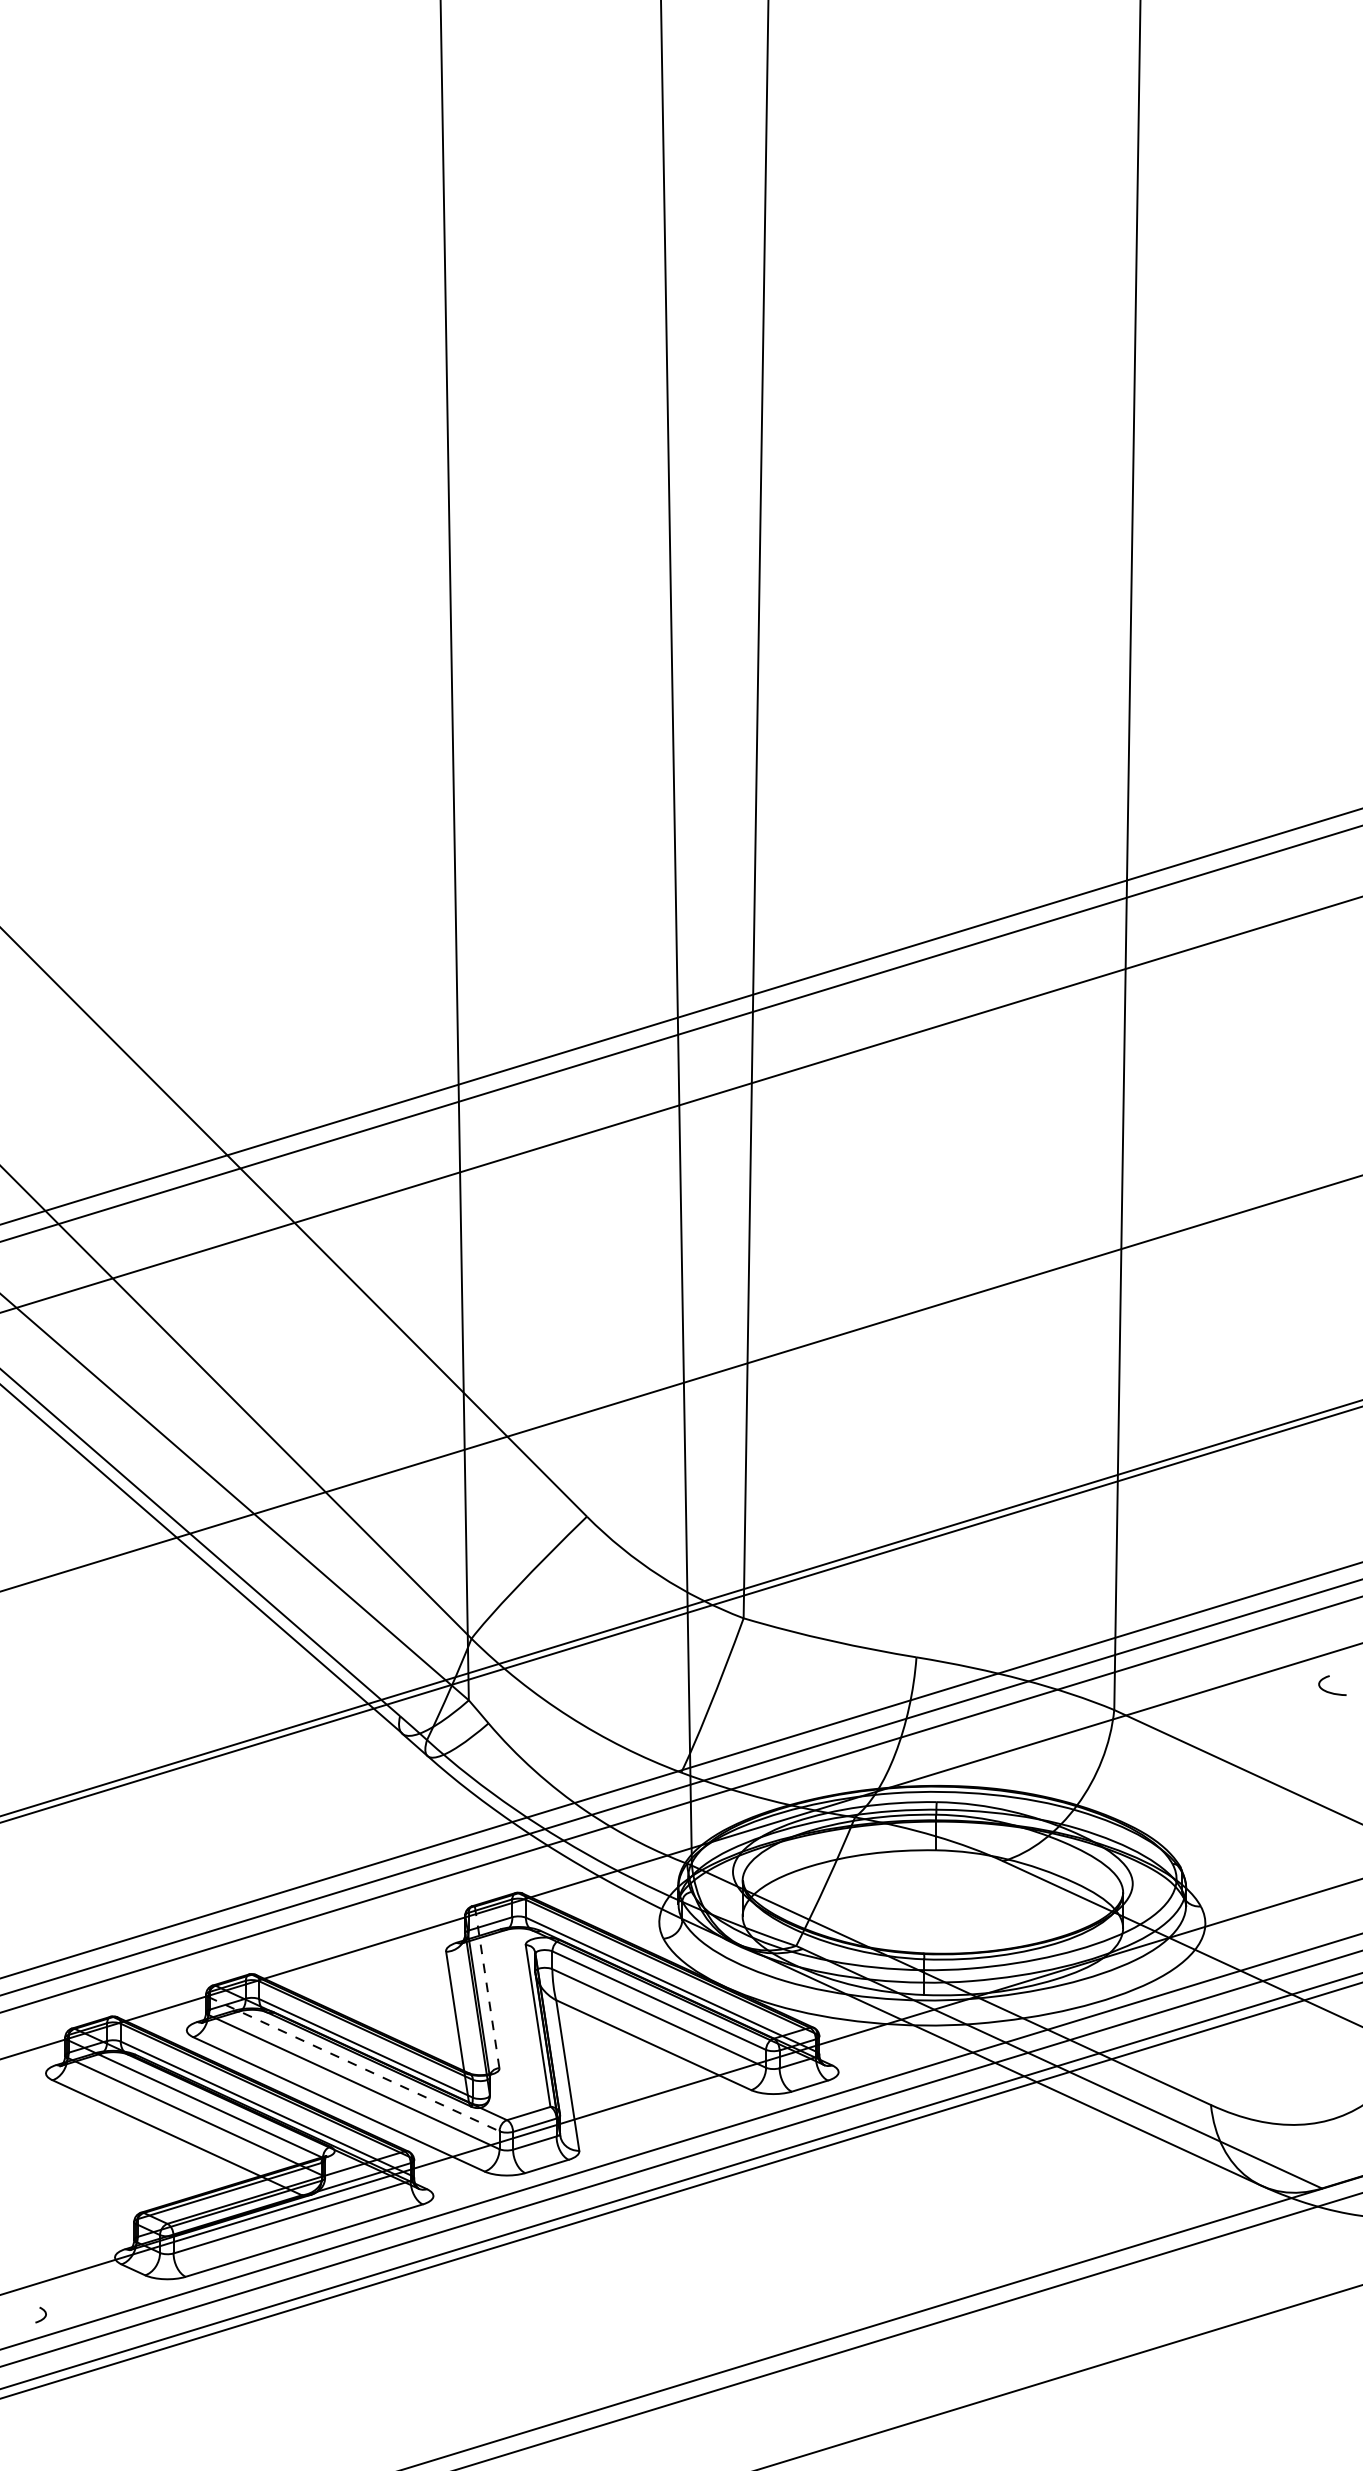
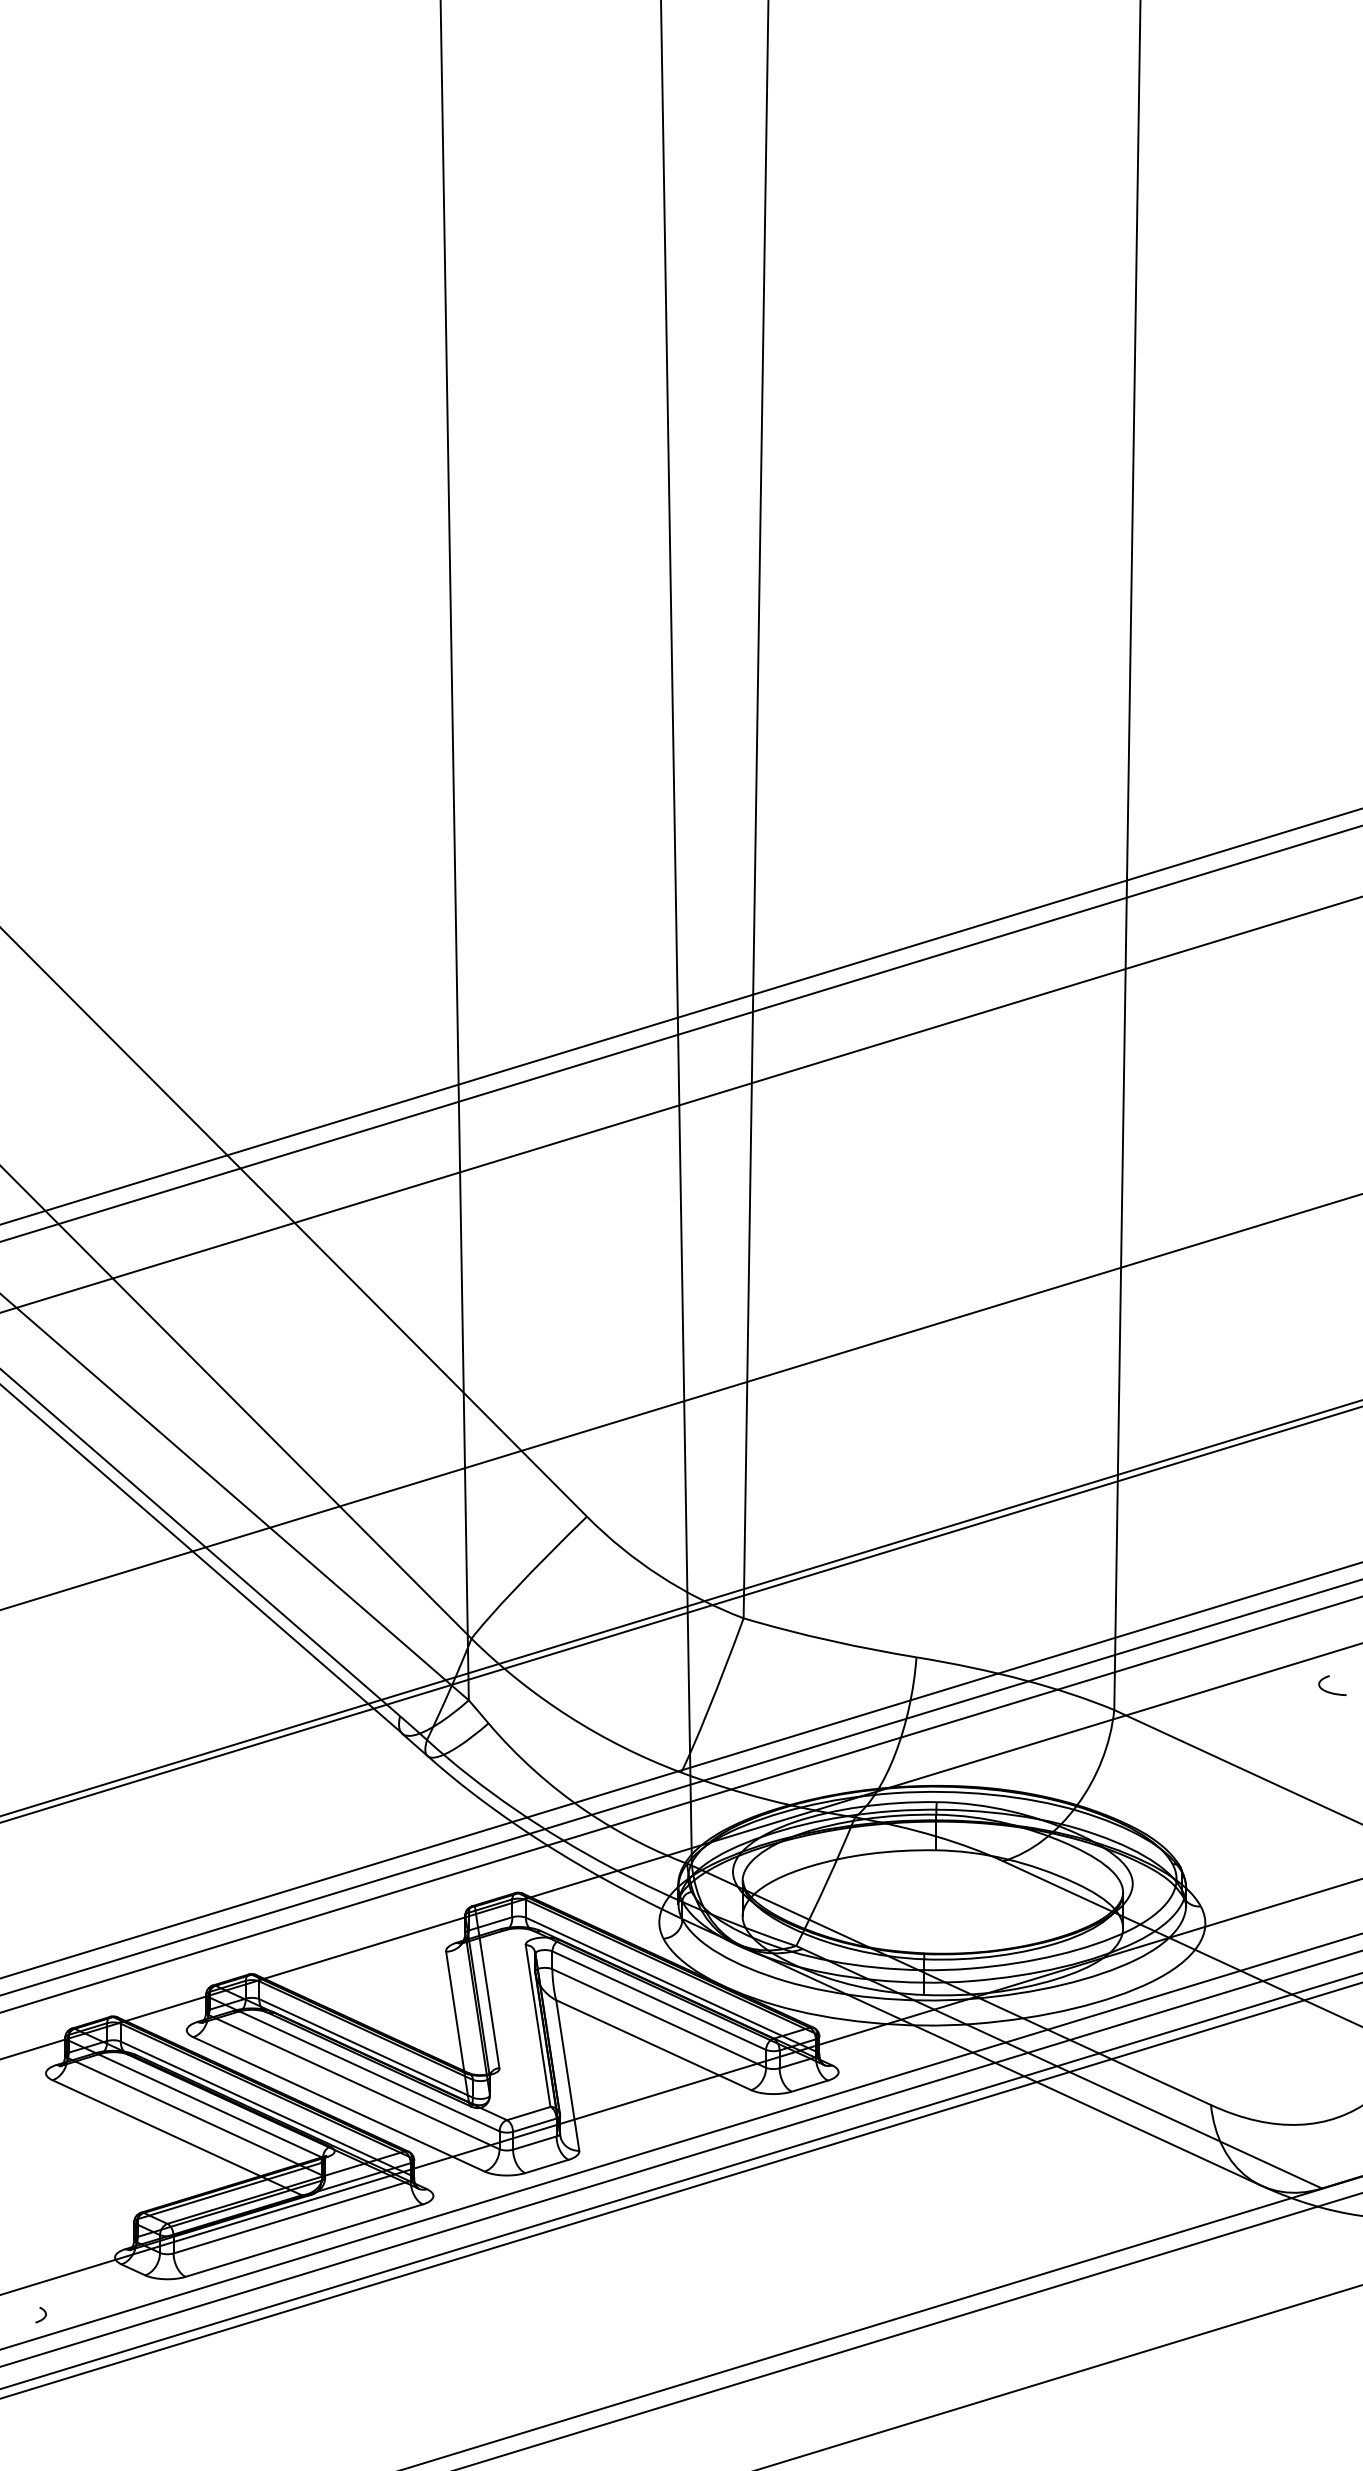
line position: (680, 1383) -> (680, 1401) (680, 1401)
line: dashed -> solid (487, 1987)
line: dashed -> solid (354, 2064)
